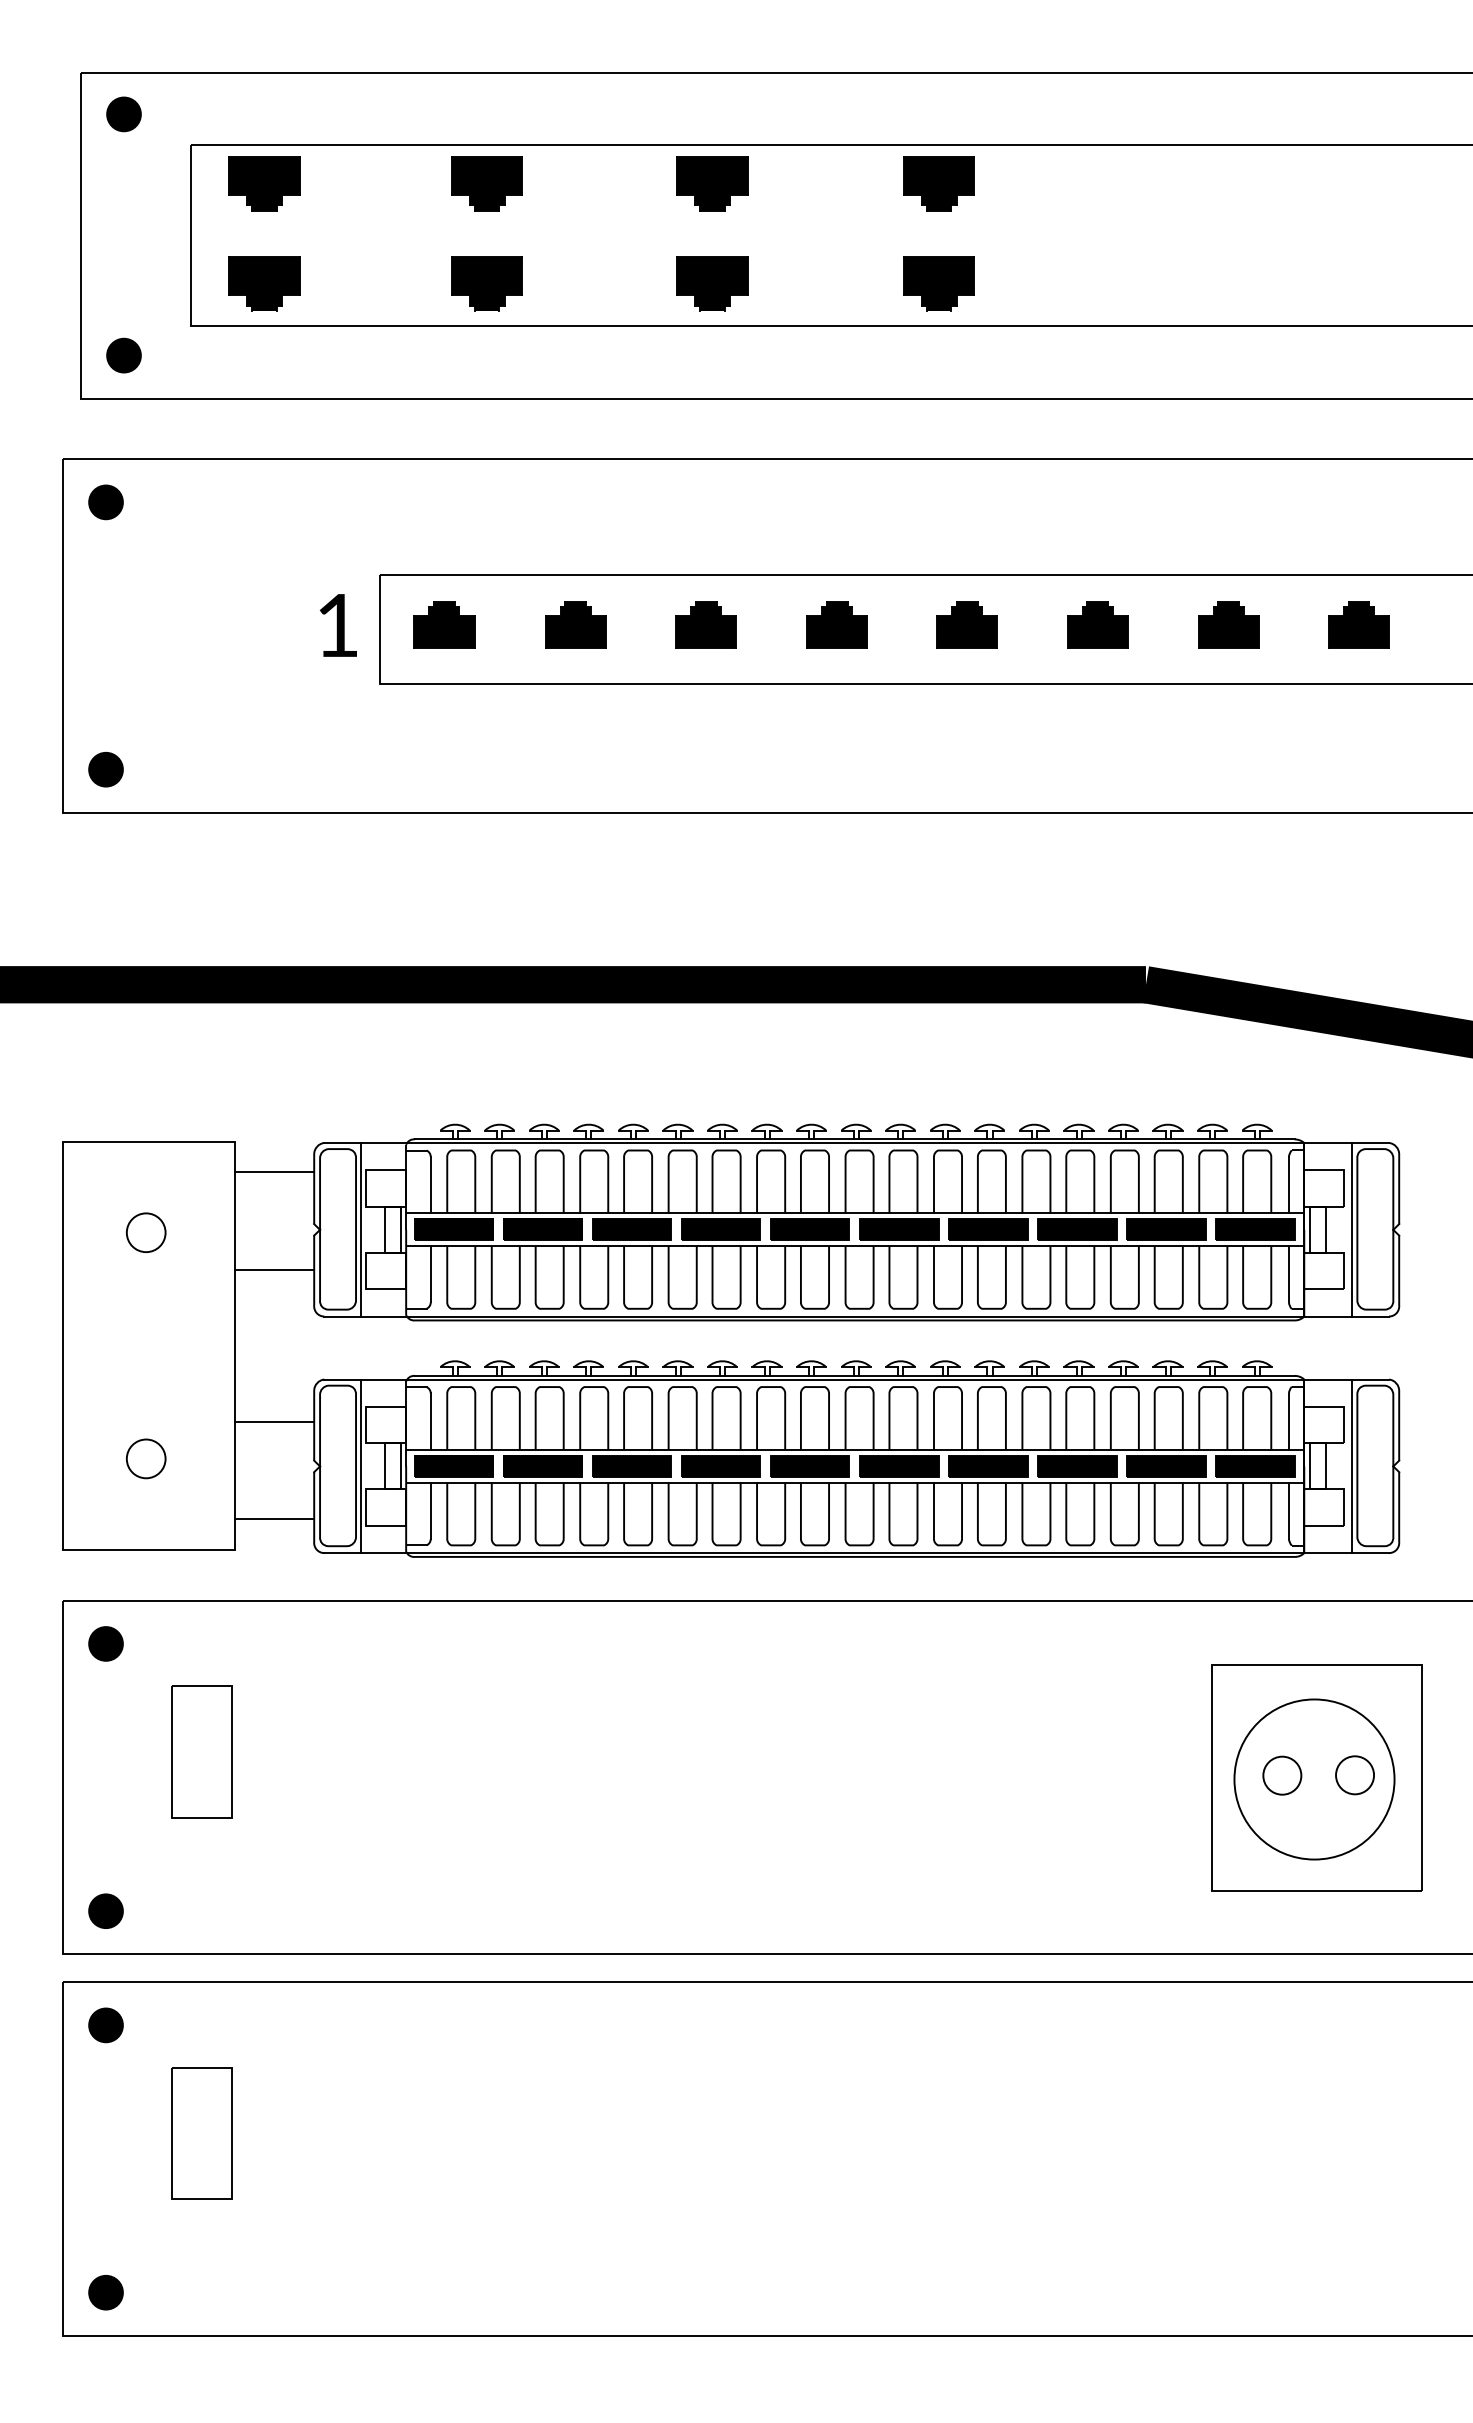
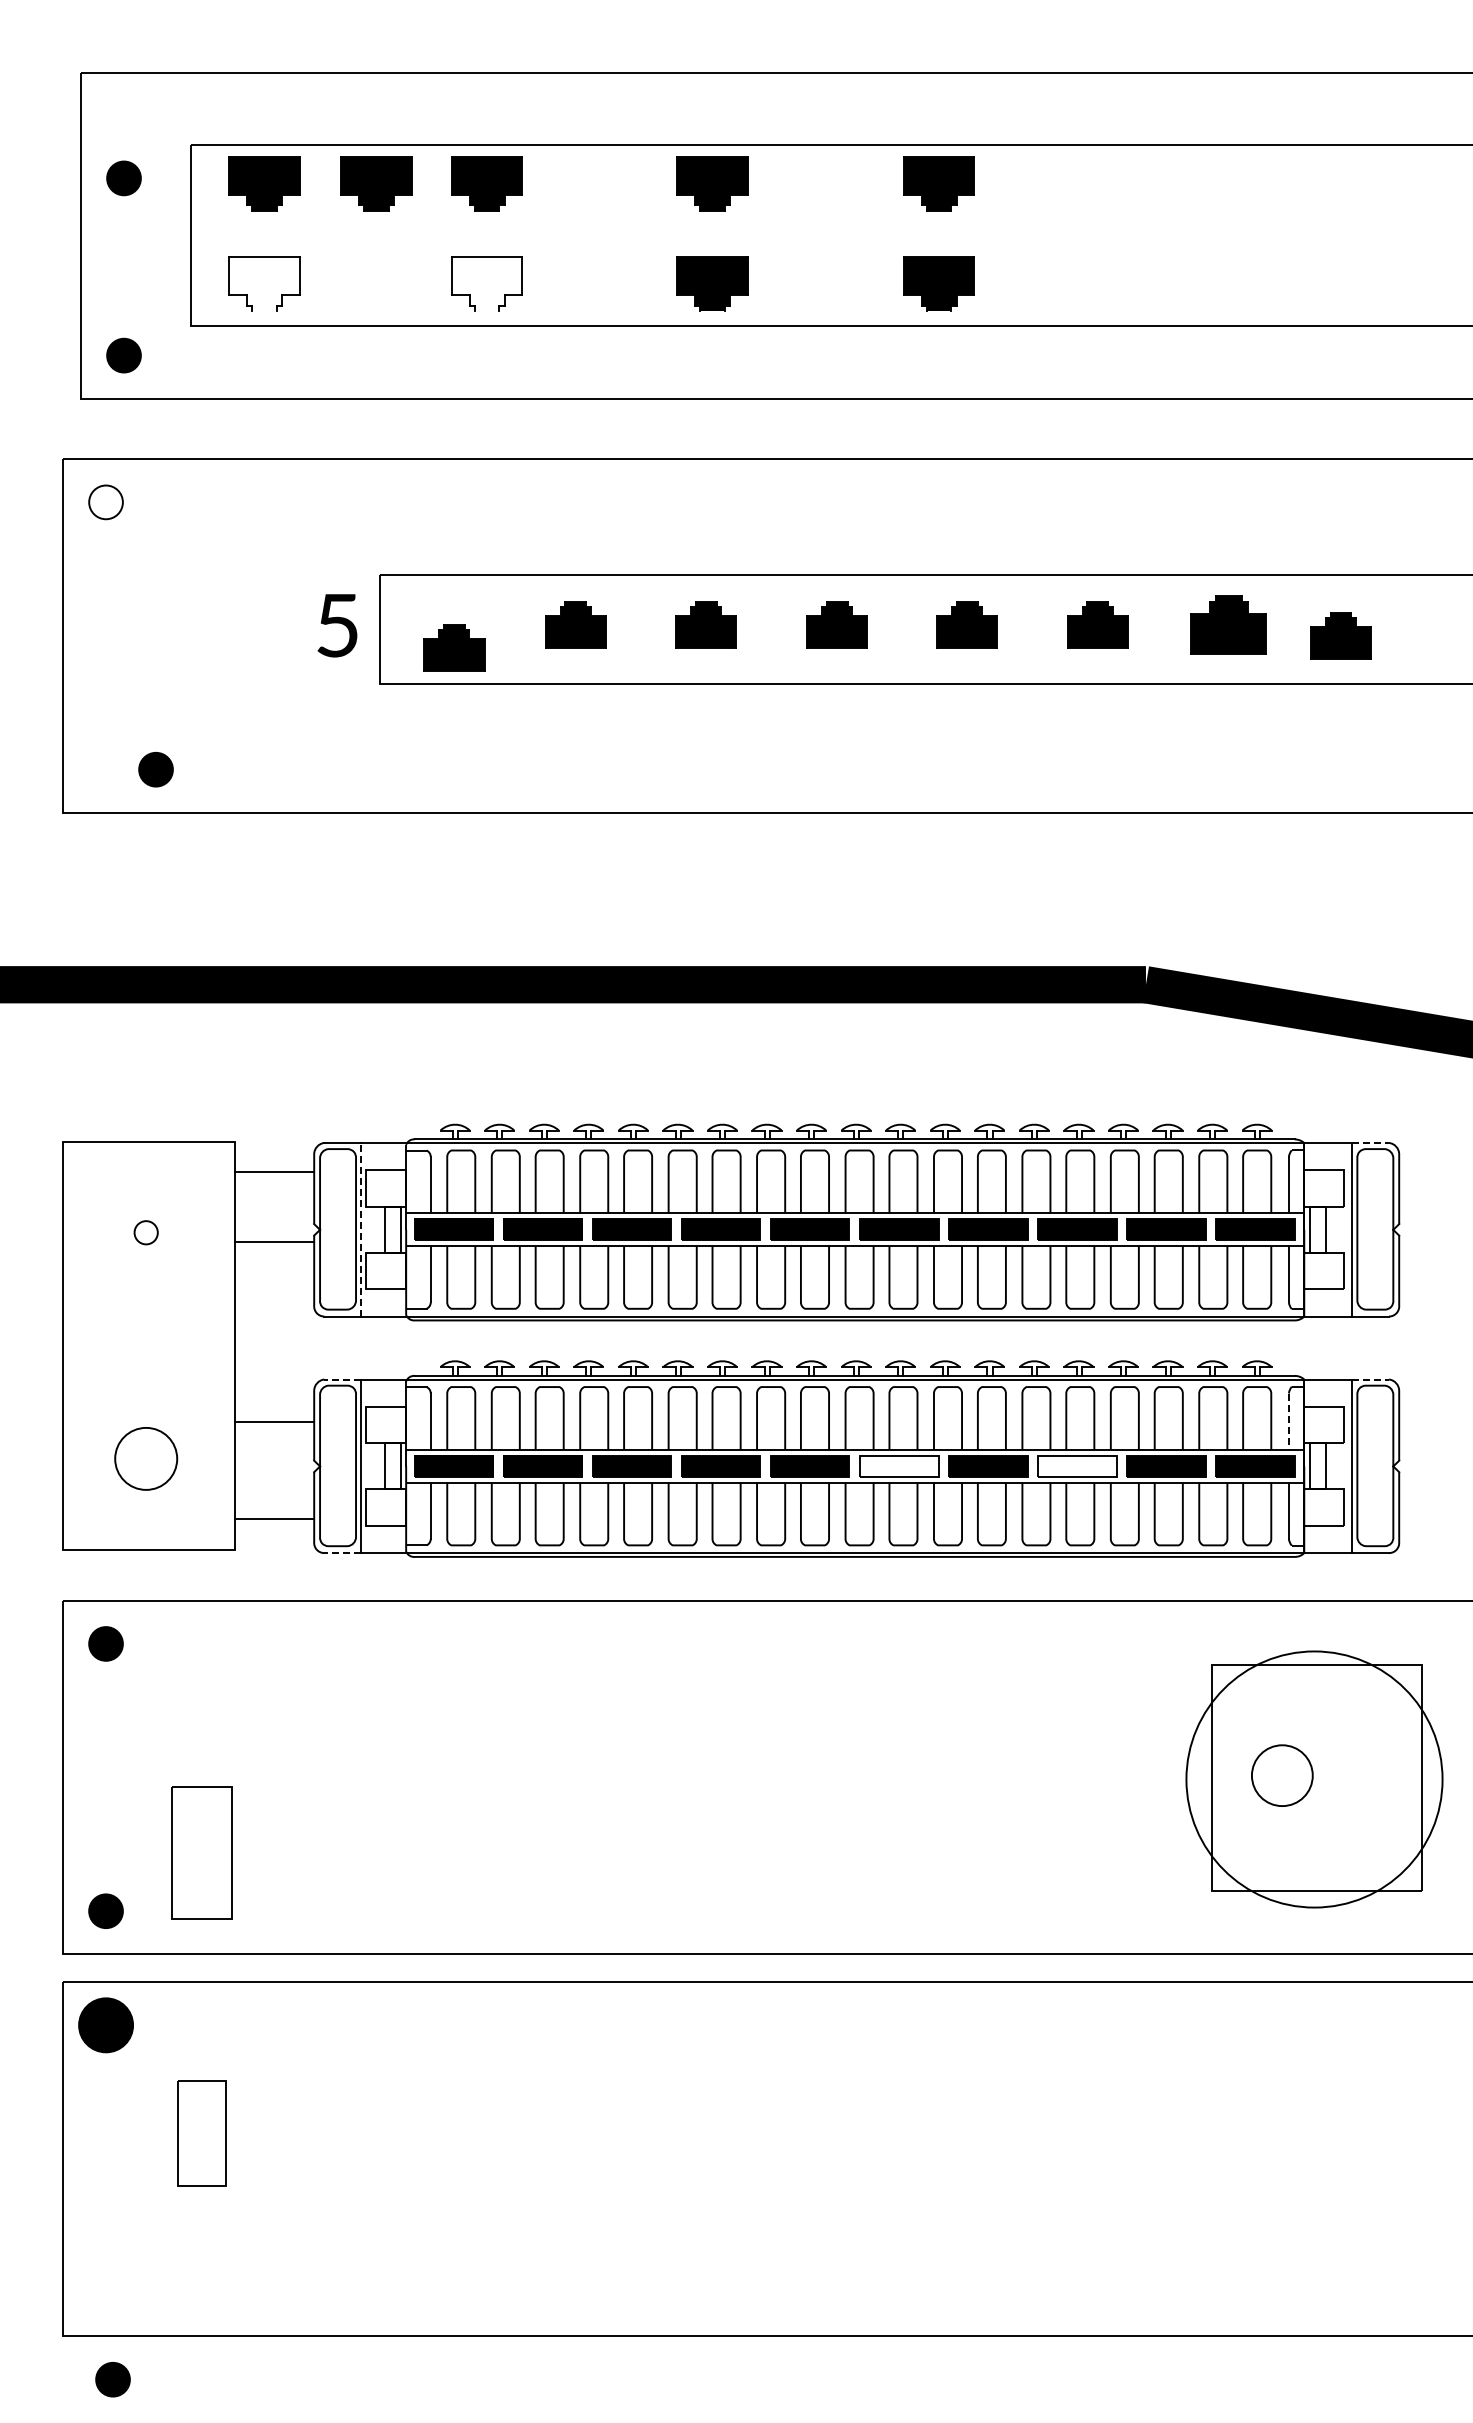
part position: (123, 114) -> (123, 178) (123, 178)
part: none -> present (376, 183)
fill: present -> none (264, 284)
fill: present -> none (487, 284)
fill: present -> none (105, 502)
part position: (444, 624) -> (454, 647) (454, 647)
part size: 62x48 px -> 77x60 px (1228, 624)
part position: (1358, 624) -> (1340, 635) (1340, 635)
text: 1 -> 5 (337, 625)
part position: (105, 769) -> (155, 769) (155, 769)
line: solid -> dashed (1370, 1142)
line: solid -> dashed (361, 1229)
circle diameter: 39 px -> 23 px (145, 1232)
line position: (274, 1269) -> (274, 1241) (274, 1241)
line: solid -> dashed (342, 1379)
line: solid -> dashed (1370, 1379)
line: solid -> dashed (1288, 1422)
circle diameter: 39 px -> 62 px (146, 1458)
fill: present -> none (899, 1465)
fill: present -> none (1077, 1465)
line: solid -> dashed (342, 1553)
part position: (201, 1751) -> (201, 1852) (201, 1852)
circle diameter: 38 px -> 61 px (1281, 1775)
circle: present -> none (1354, 1775)
circle diameter: 160 px -> 256 px (1314, 1779)
part size: 36x37 px -> 56x57 px (105, 2025)
part size: 62x133 px -> 50x107 px (201, 2133)
part position: (105, 2292) -> (112, 2379) (112, 2379)
